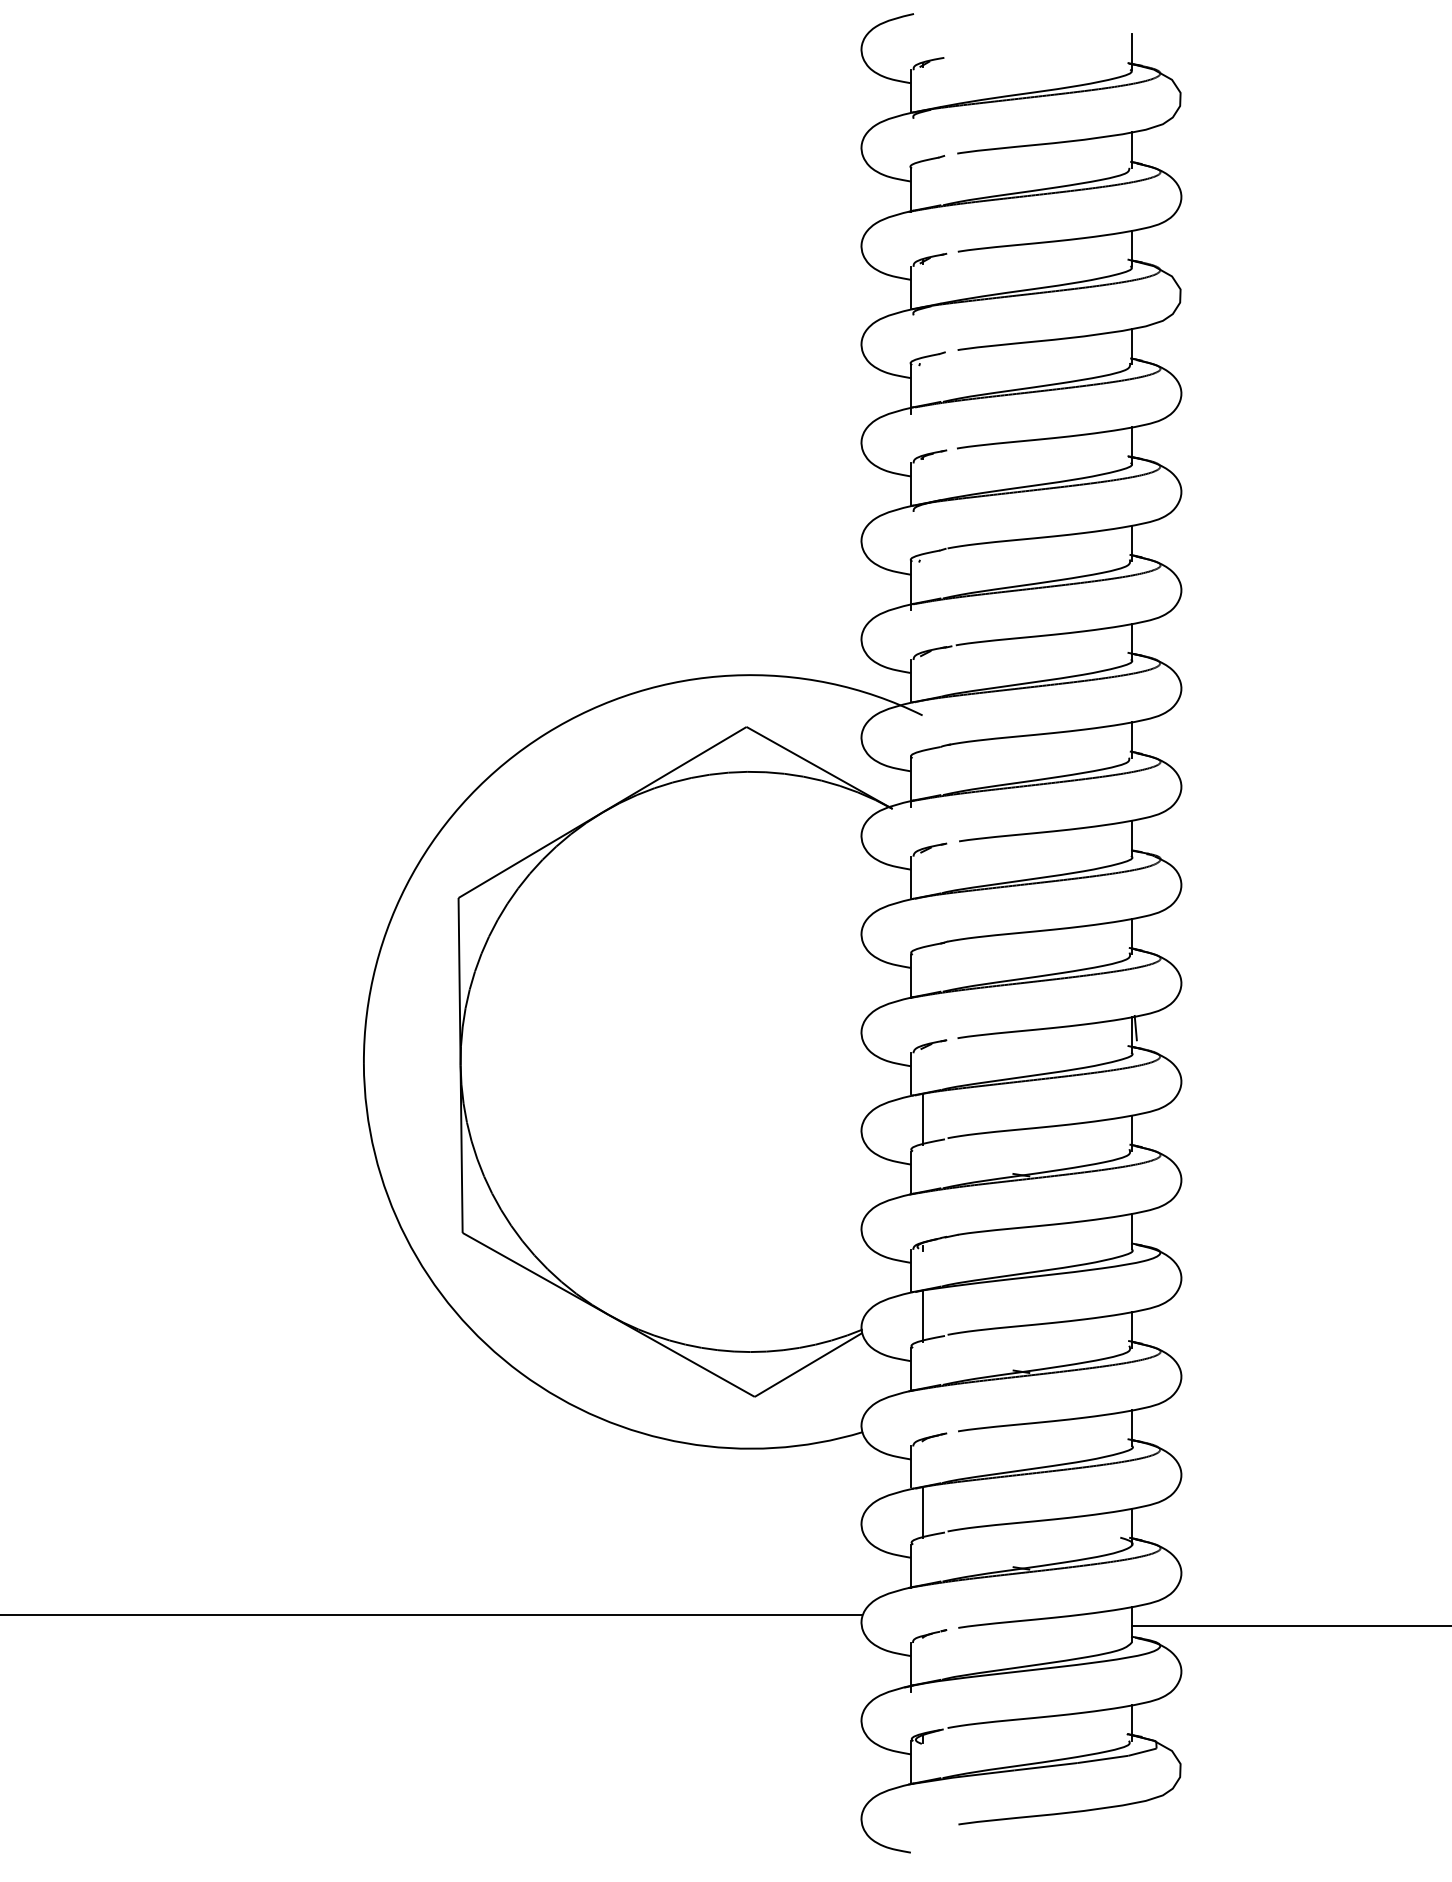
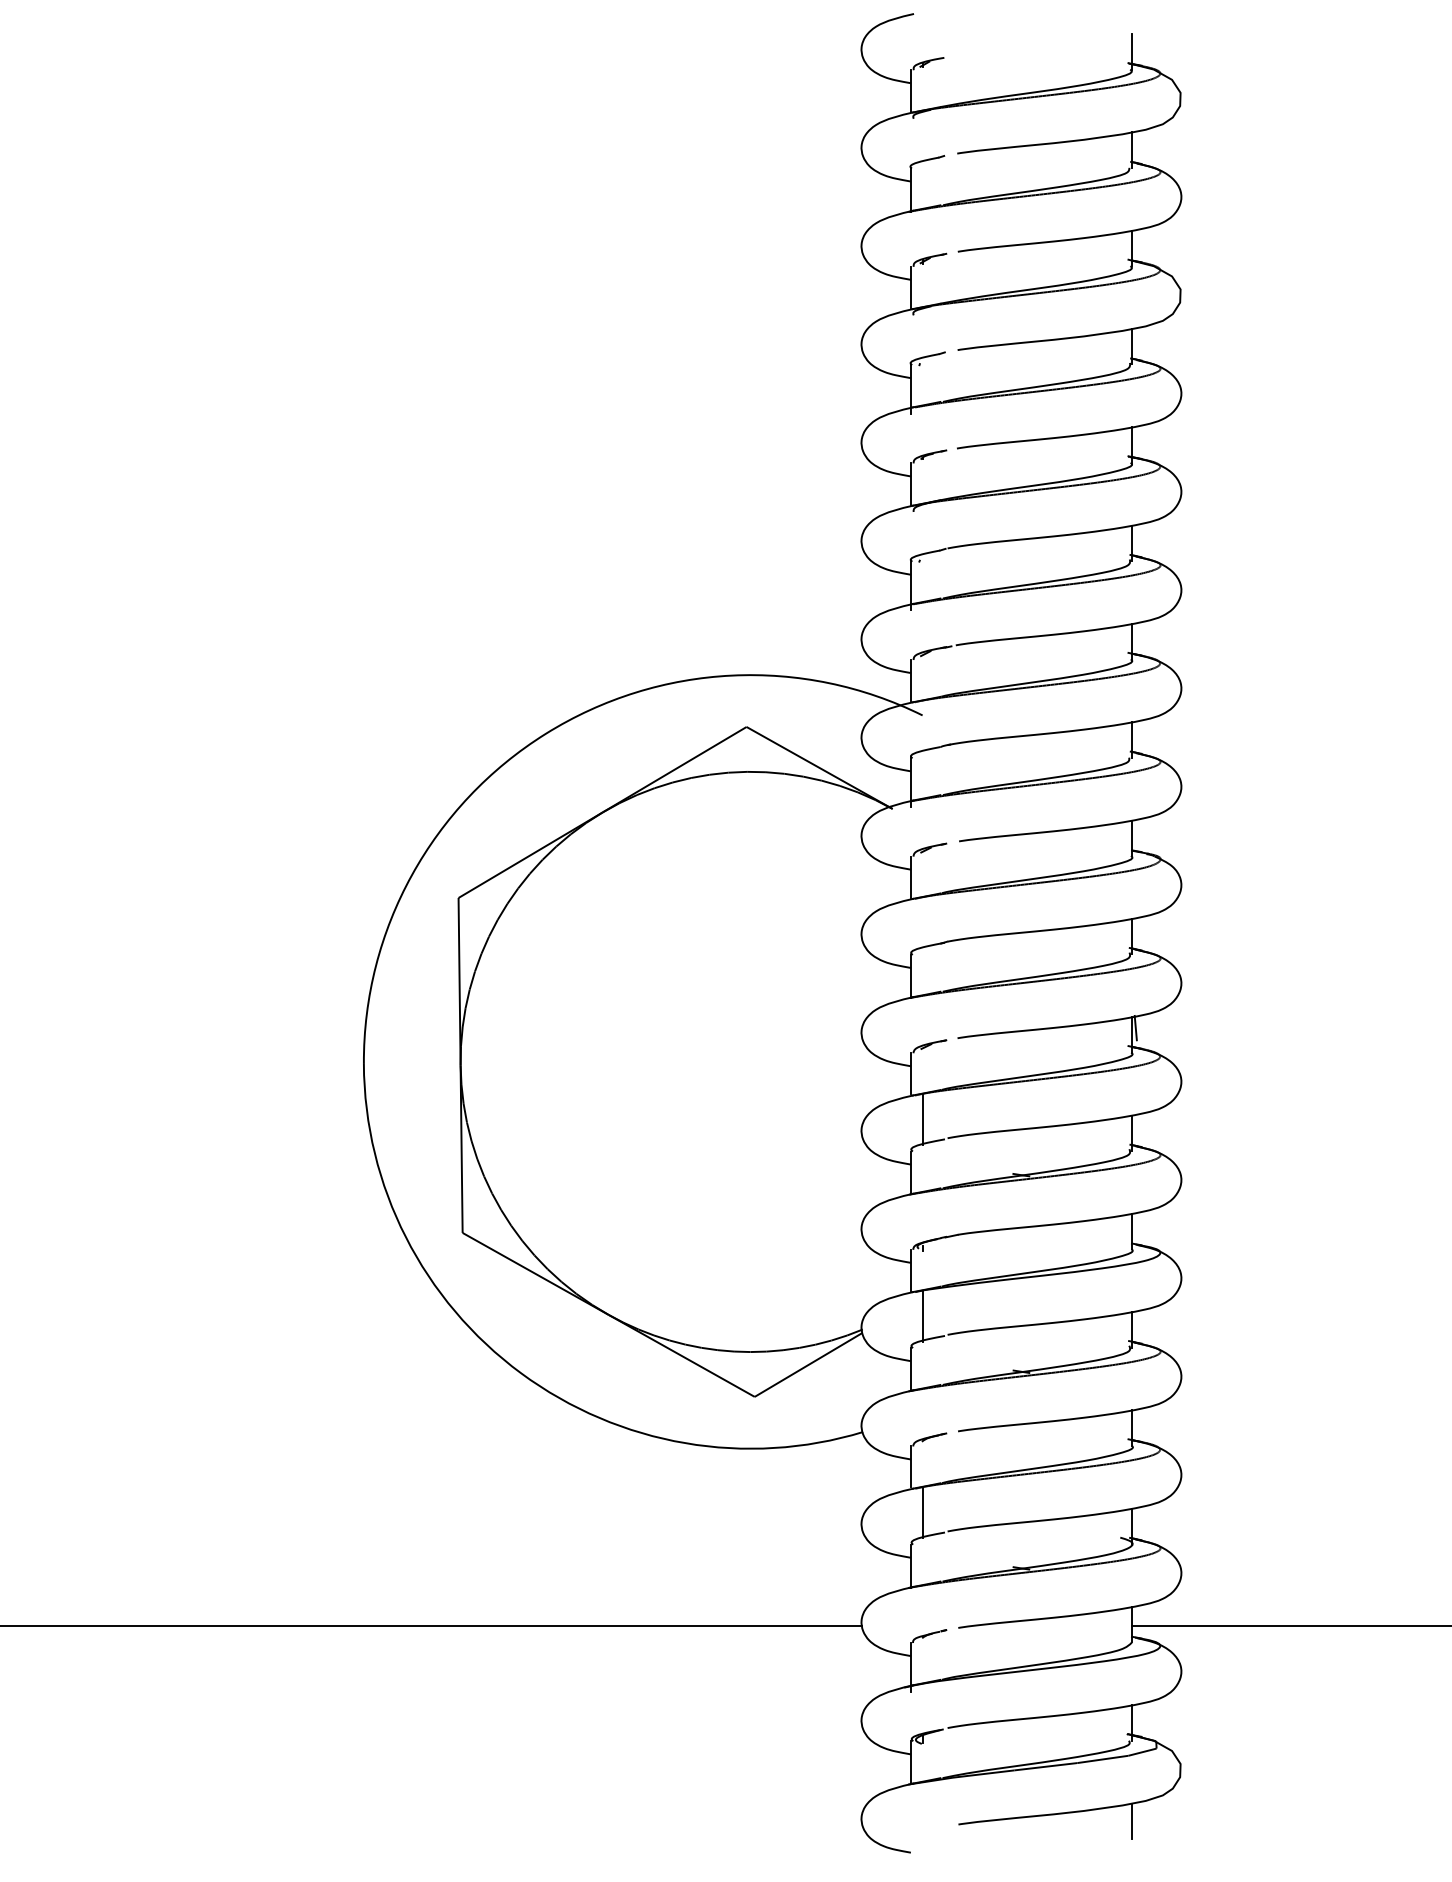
line position: (432, 1615) -> (432, 1626) (432, 1626)
line: none -> present (1131, 1821)
